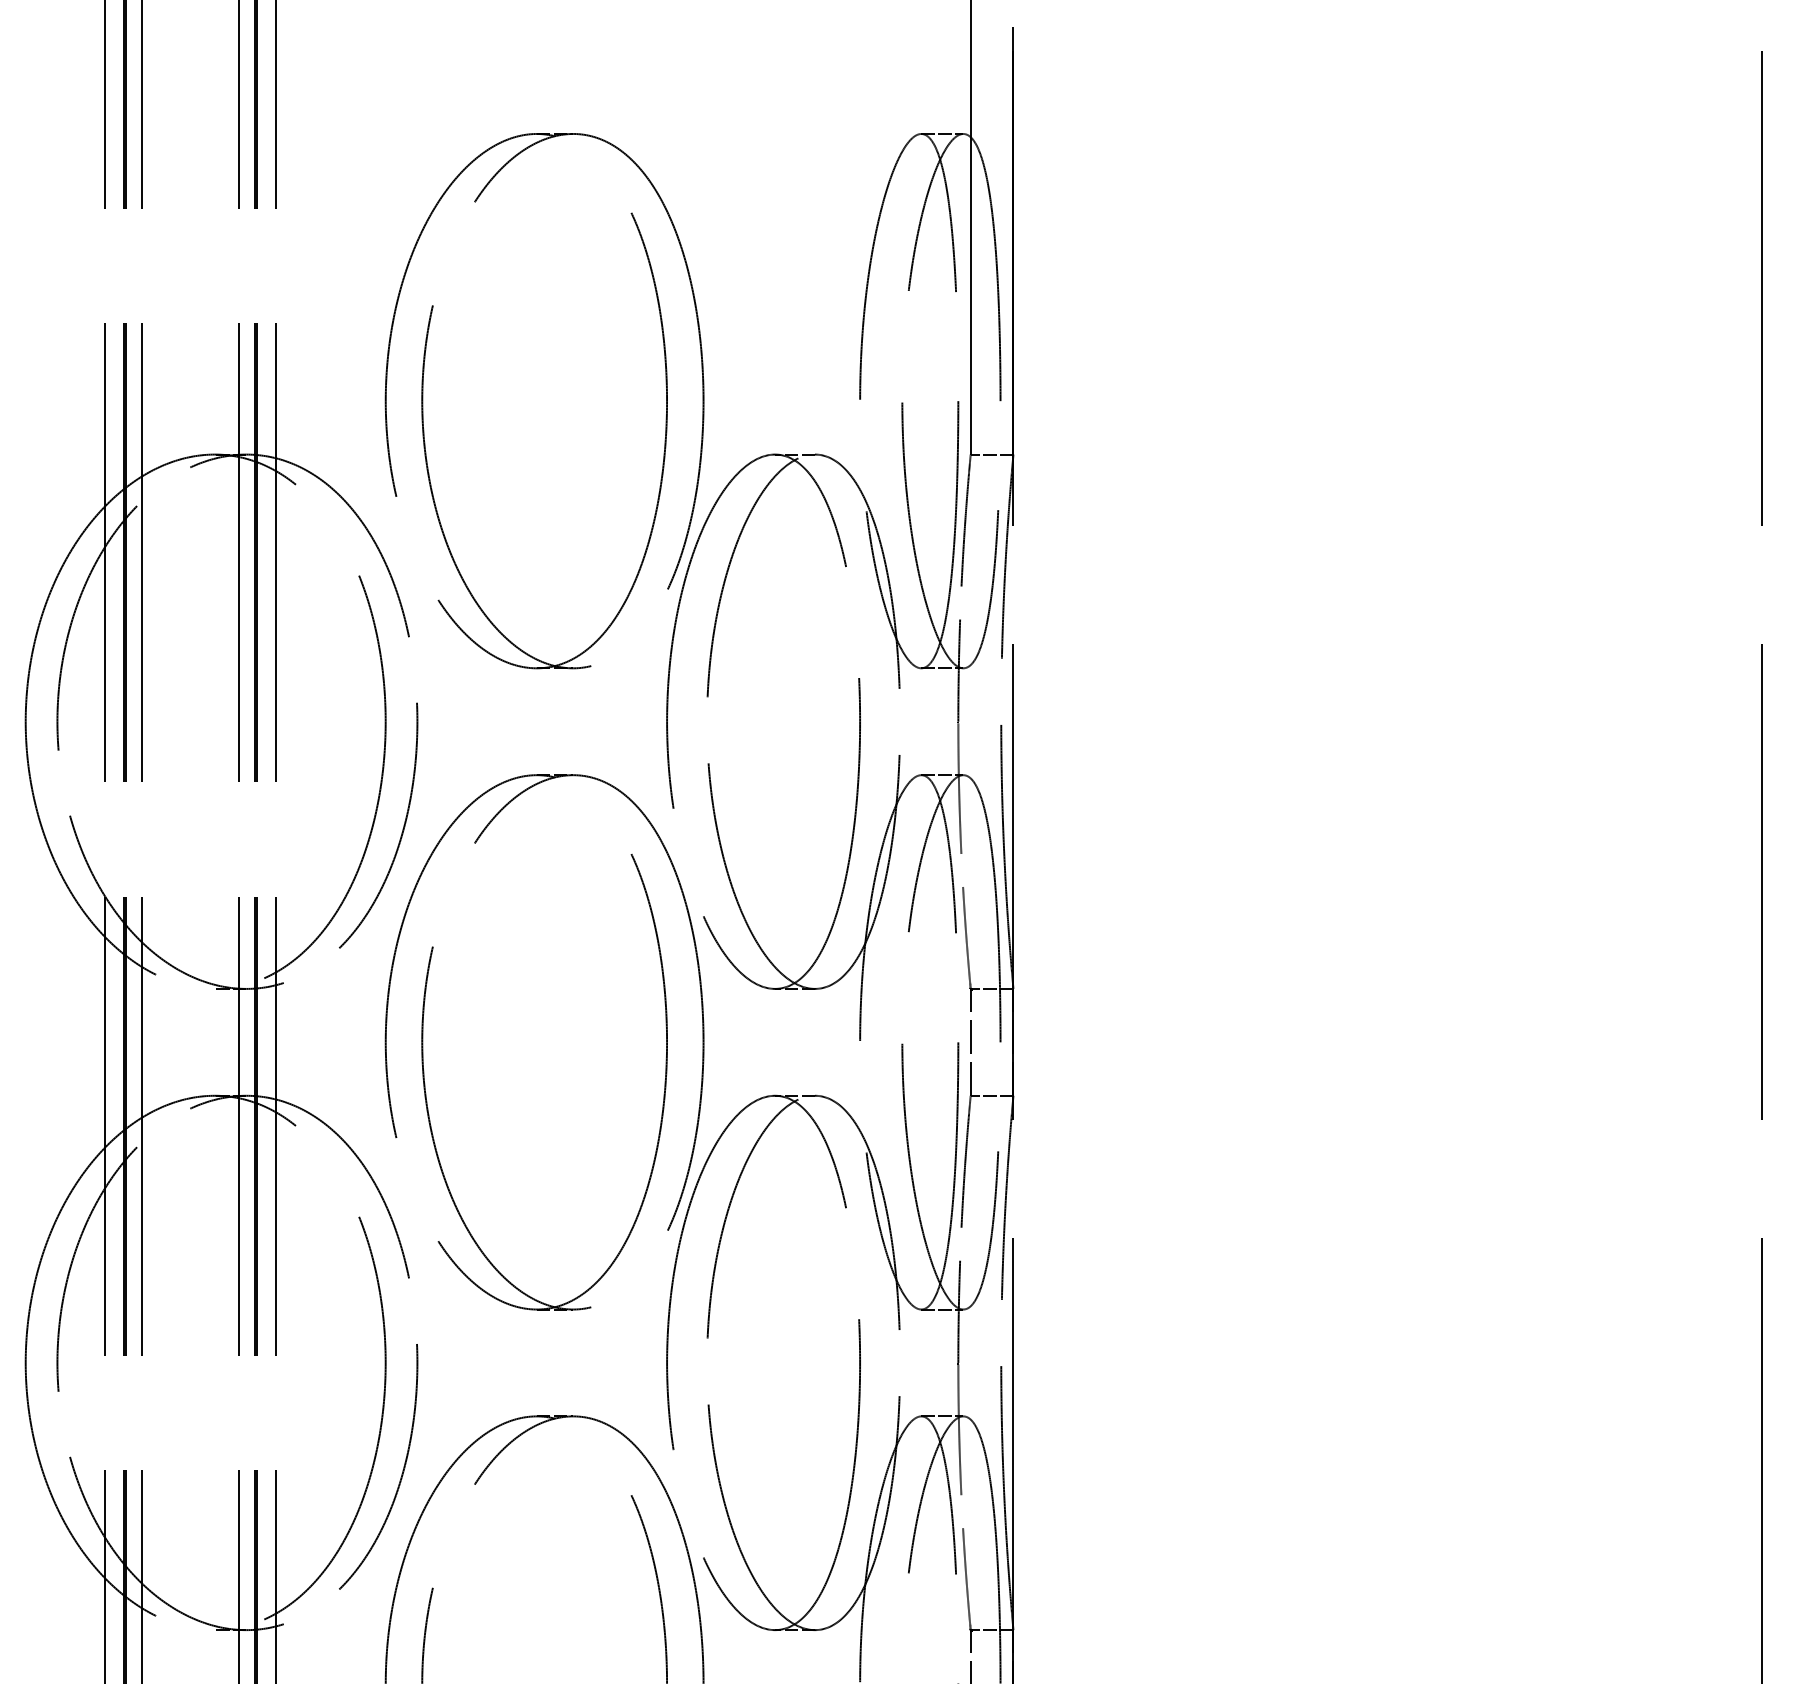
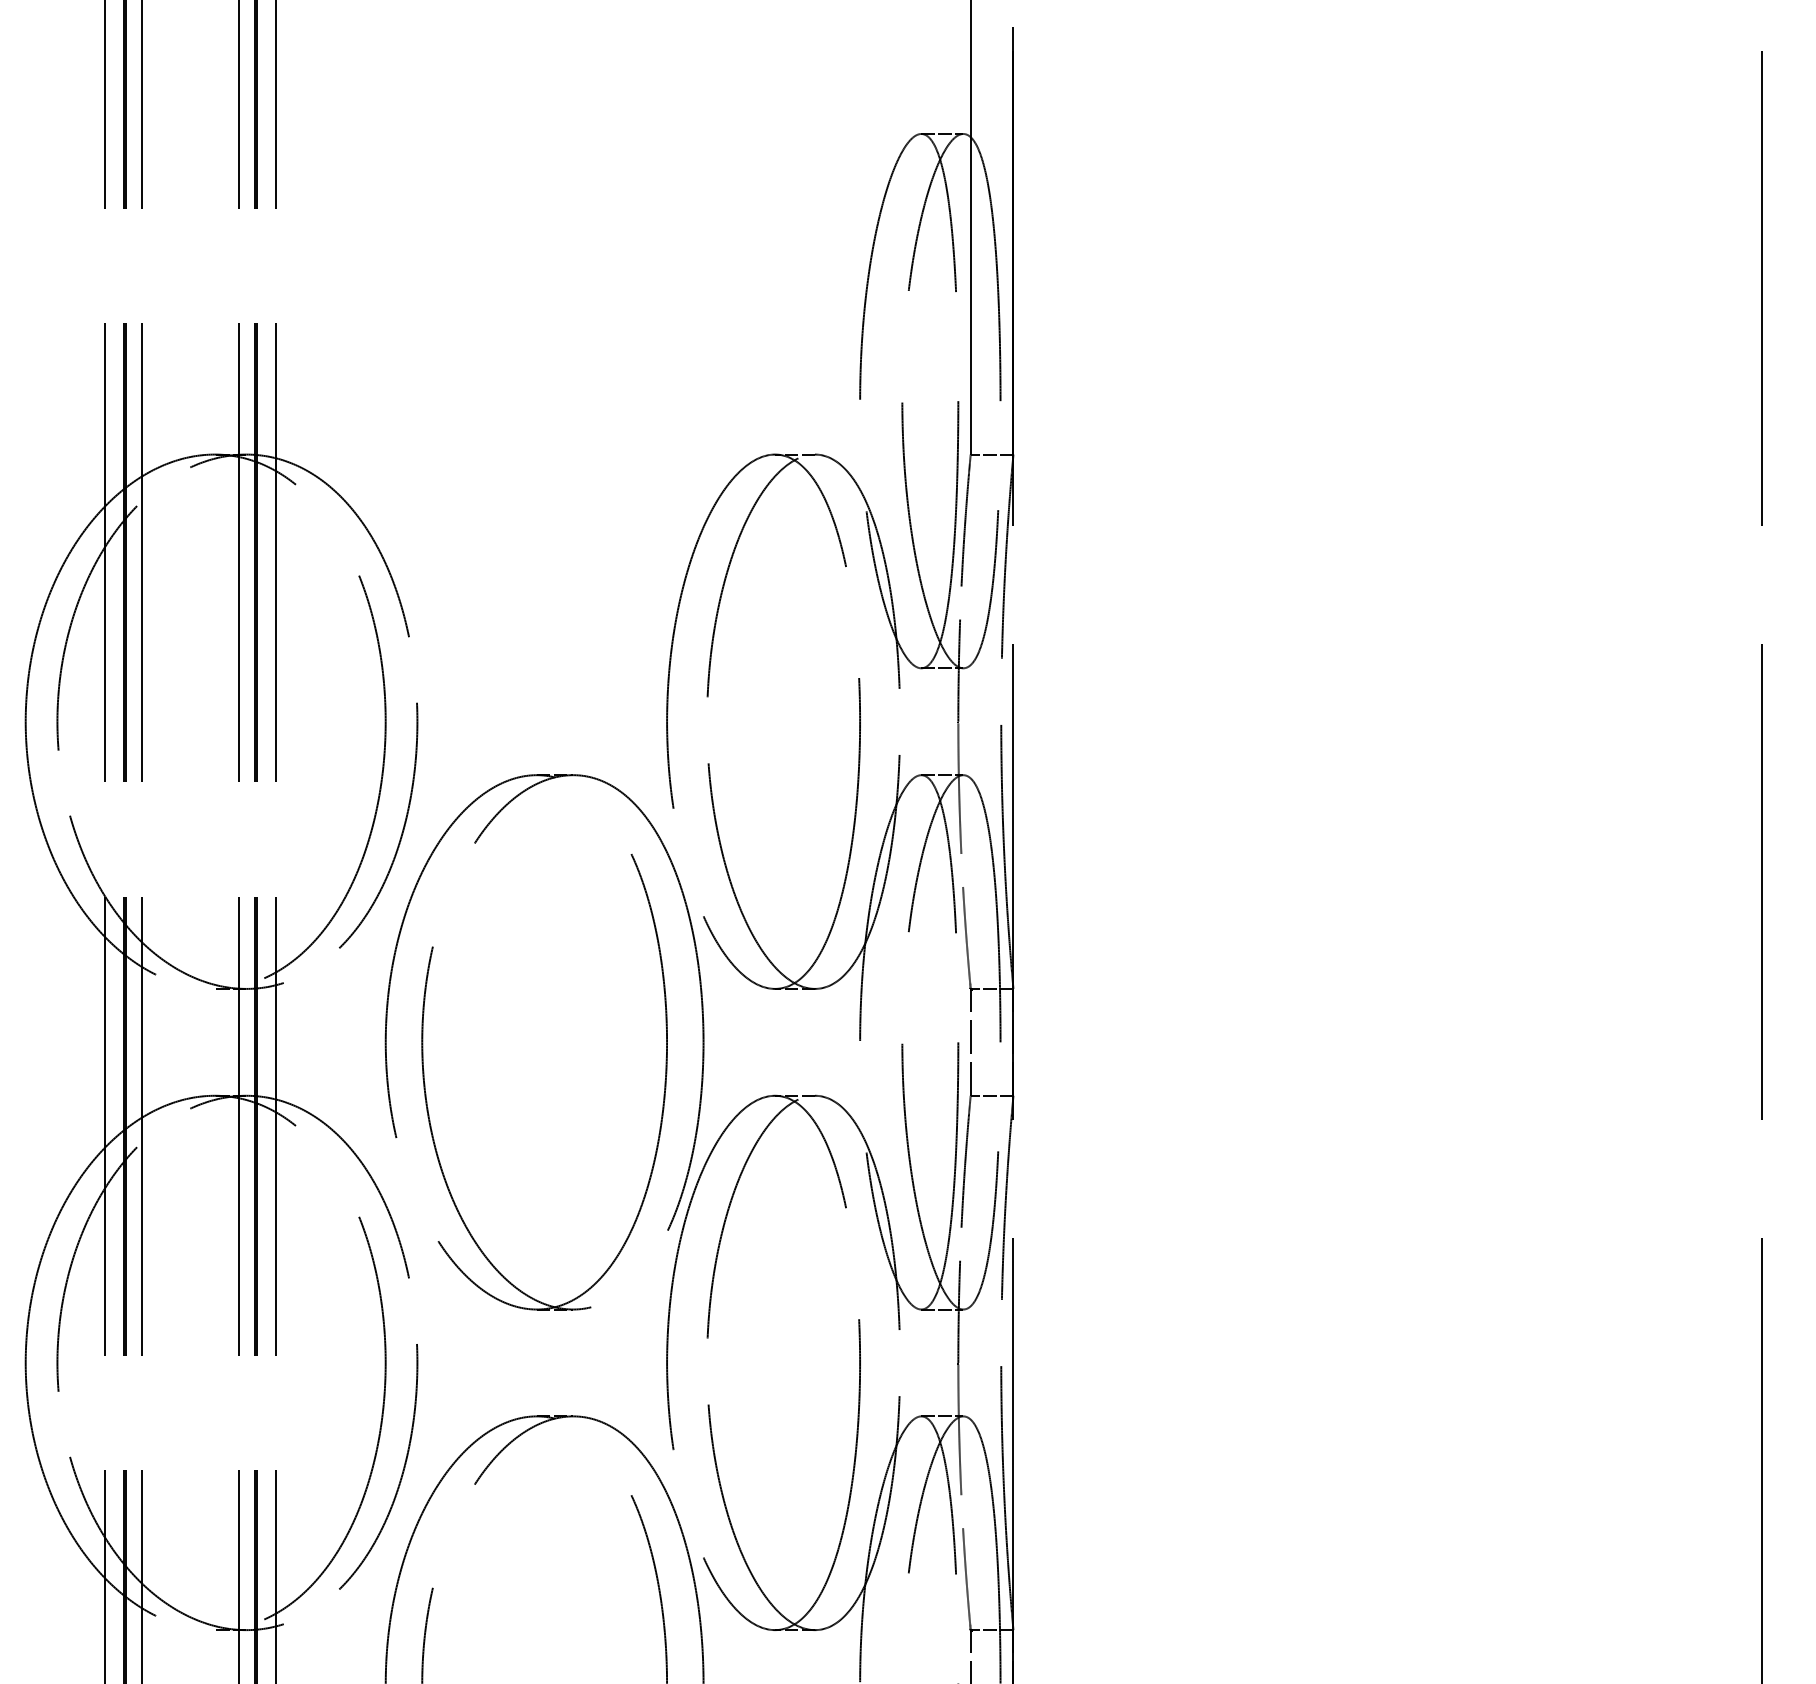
part: present -> none (423, 401)
